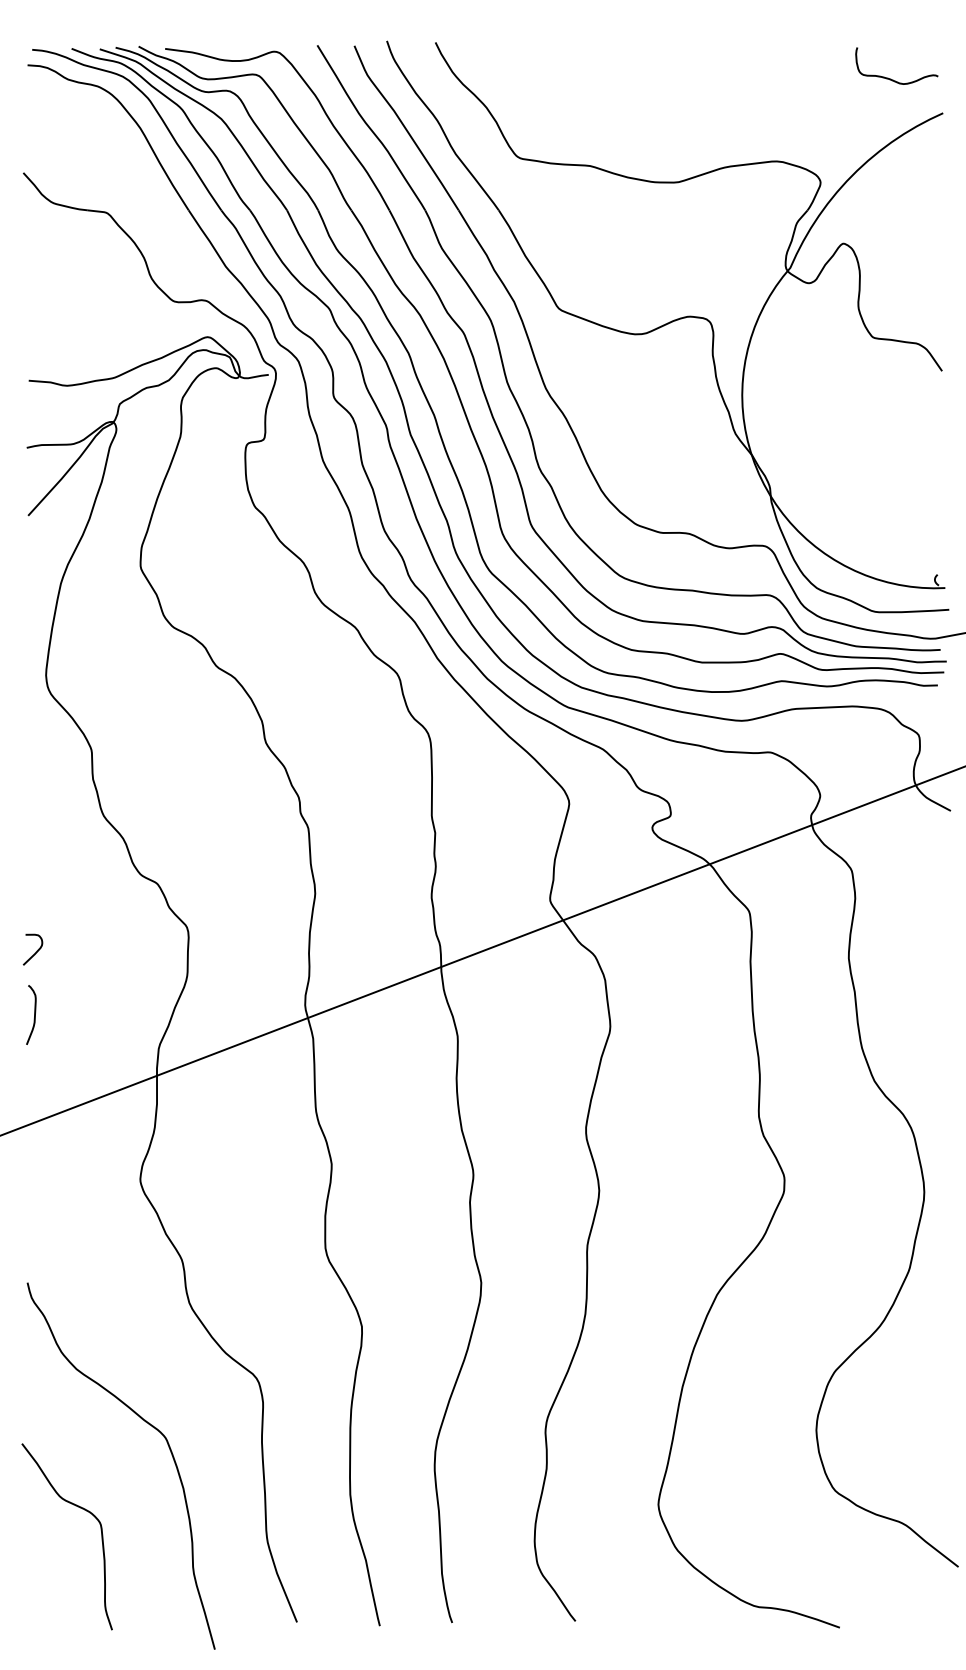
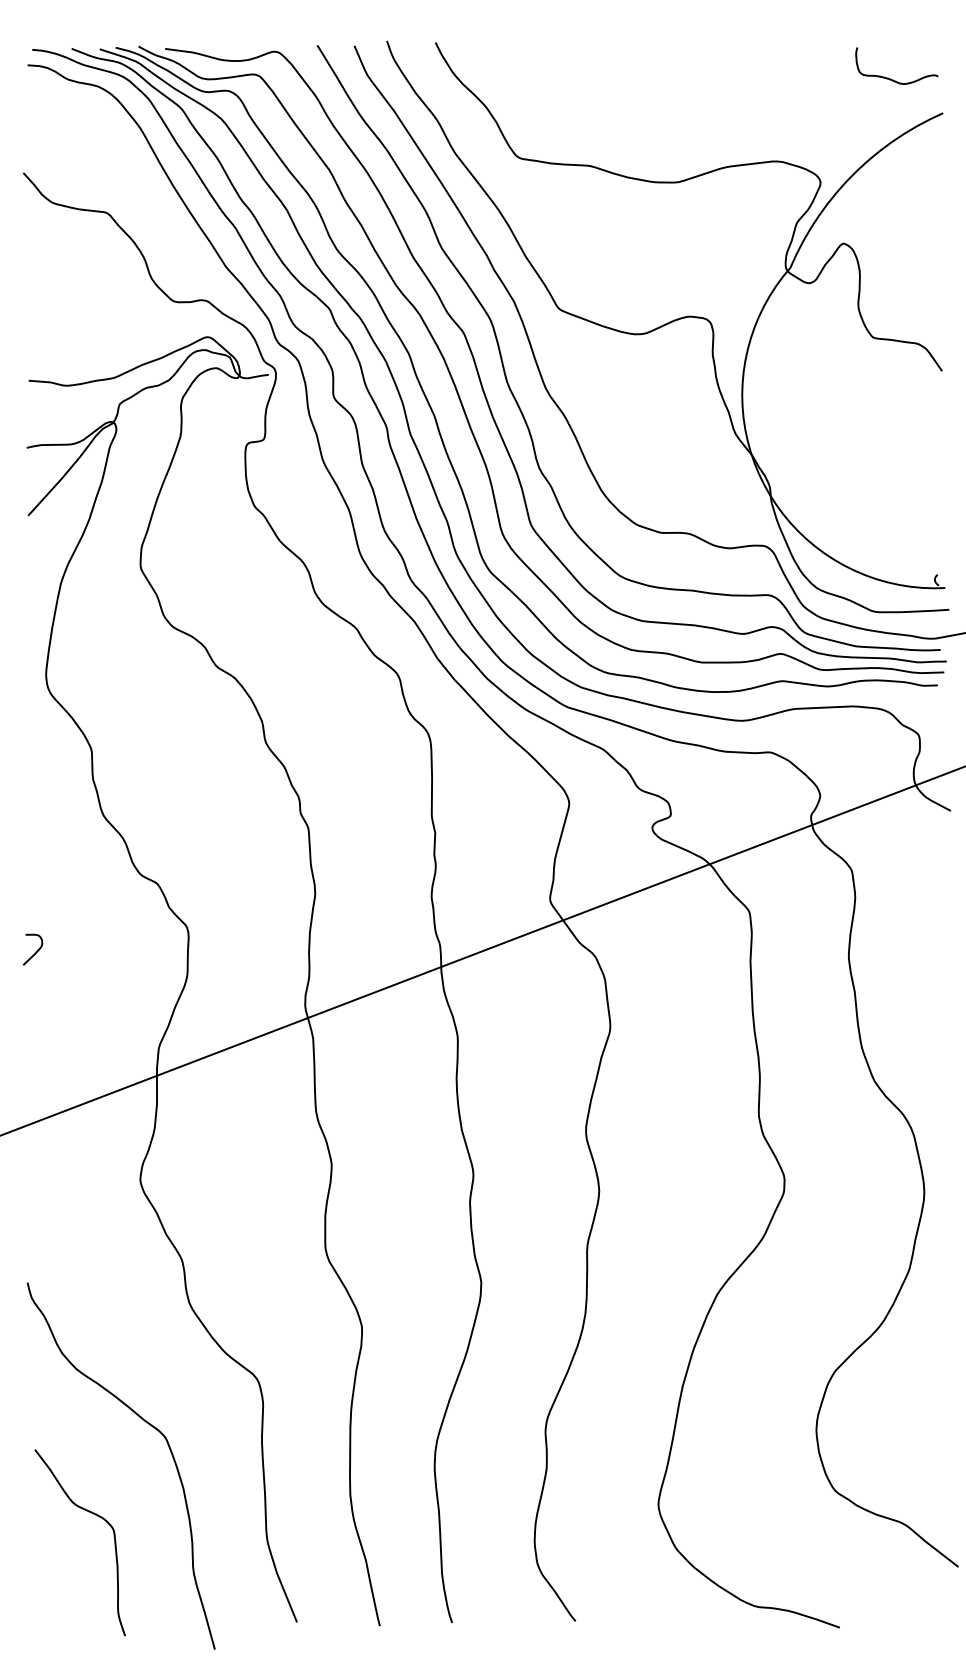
curve: present -> none (34, 1014)
curve position: (80, 1508) -> (93, 1514) (93, 1514)
